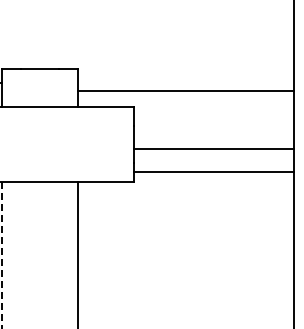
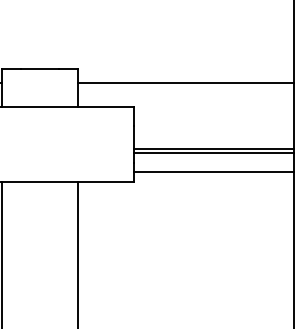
line position: (185, 91) -> (185, 83) (185, 83)
line: none -> present (214, 152)
line: dashed -> solid (2, 255)
